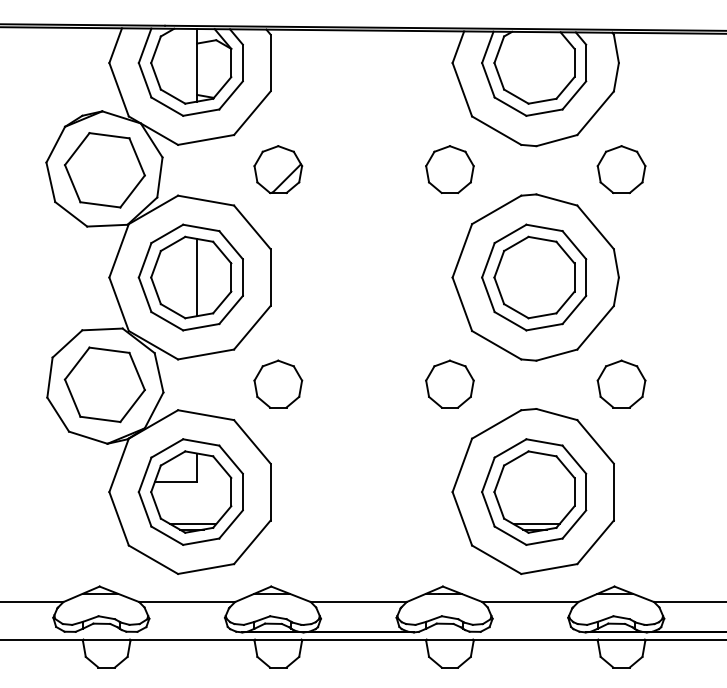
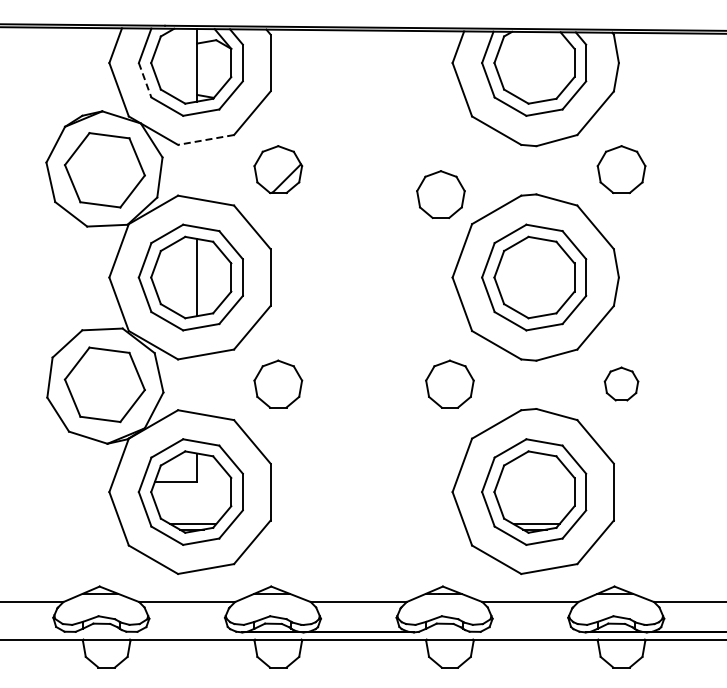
line: solid -> dashed (145, 80)
line: solid -> dashed (205, 140)
part position: (449, 169) -> (440, 194) (440, 194)
part size: 51x50 px -> 37x36 px (621, 383)
